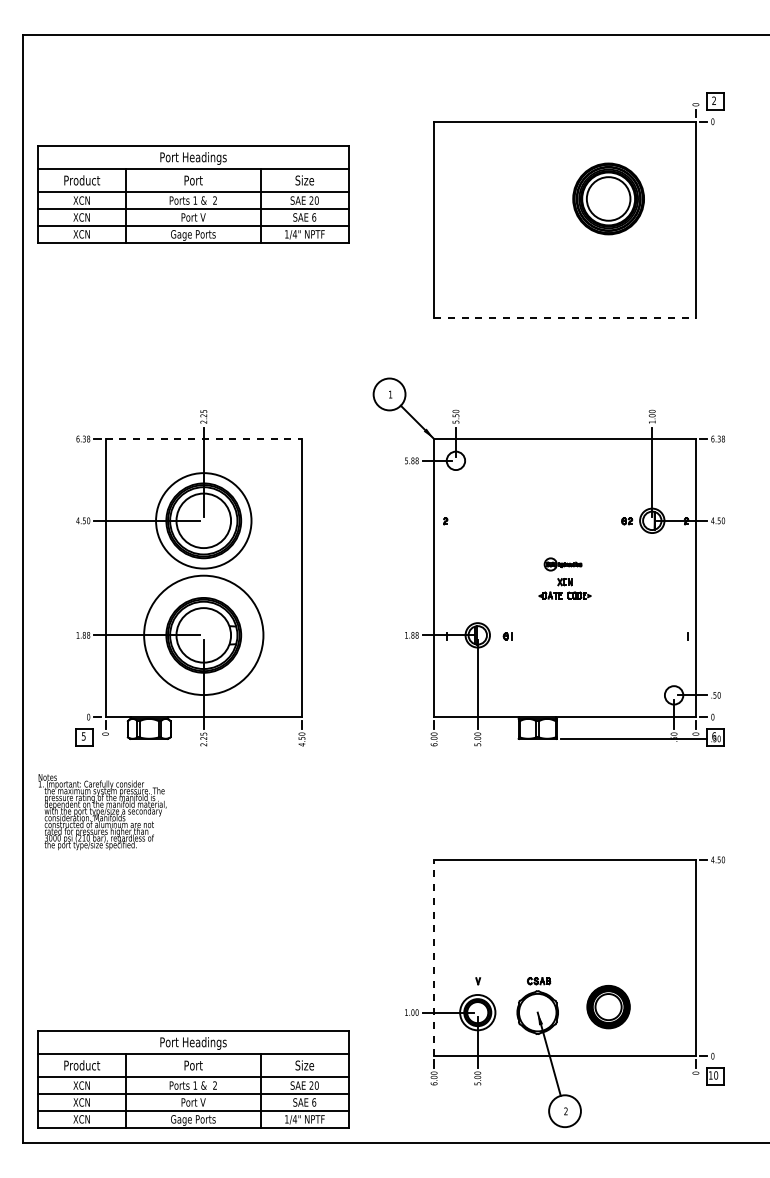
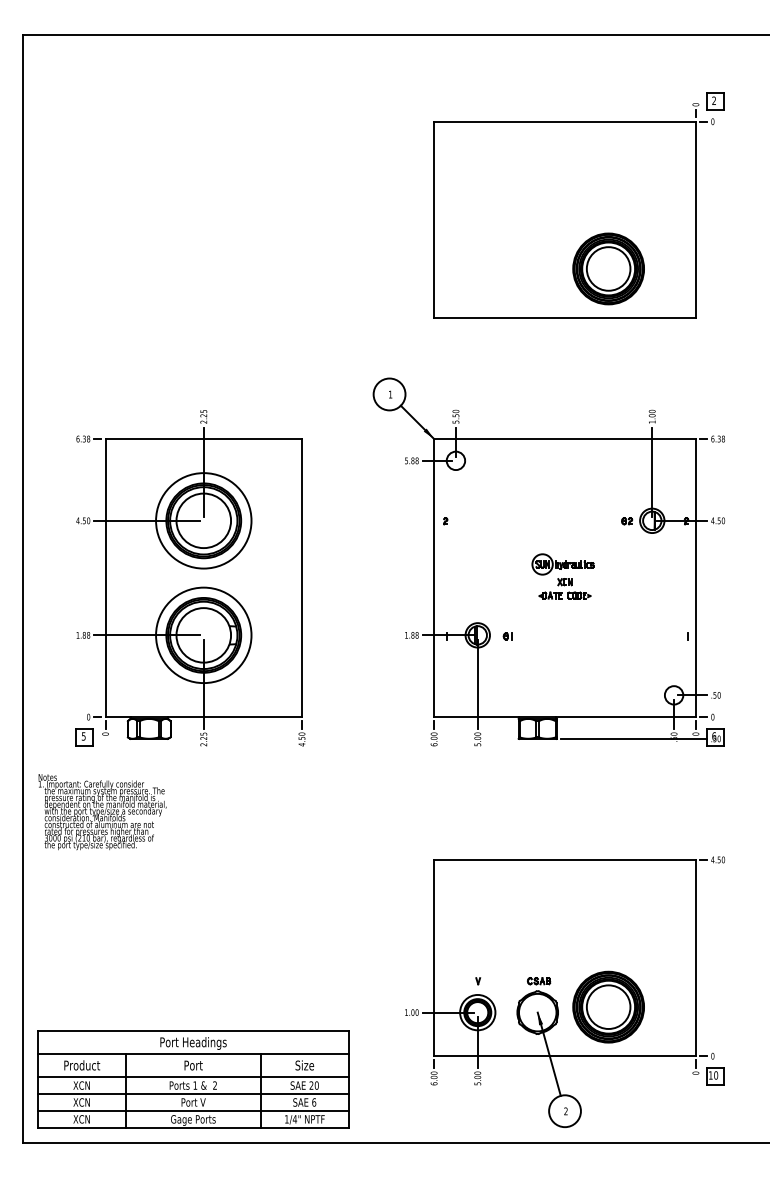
part: present -> none (193, 194)
part position: (608, 198) -> (608, 268) (608, 268)
line: dashed -> solid (565, 318)
line: dashed -> solid (204, 439)
part size: 40x15 px -> 64x23 px (562, 564)
circle diameter: 119 px -> 95 px (203, 635)
line: dashed -> solid (434, 957)
part size: 45x45 px -> 73x74 px (608, 1006)
